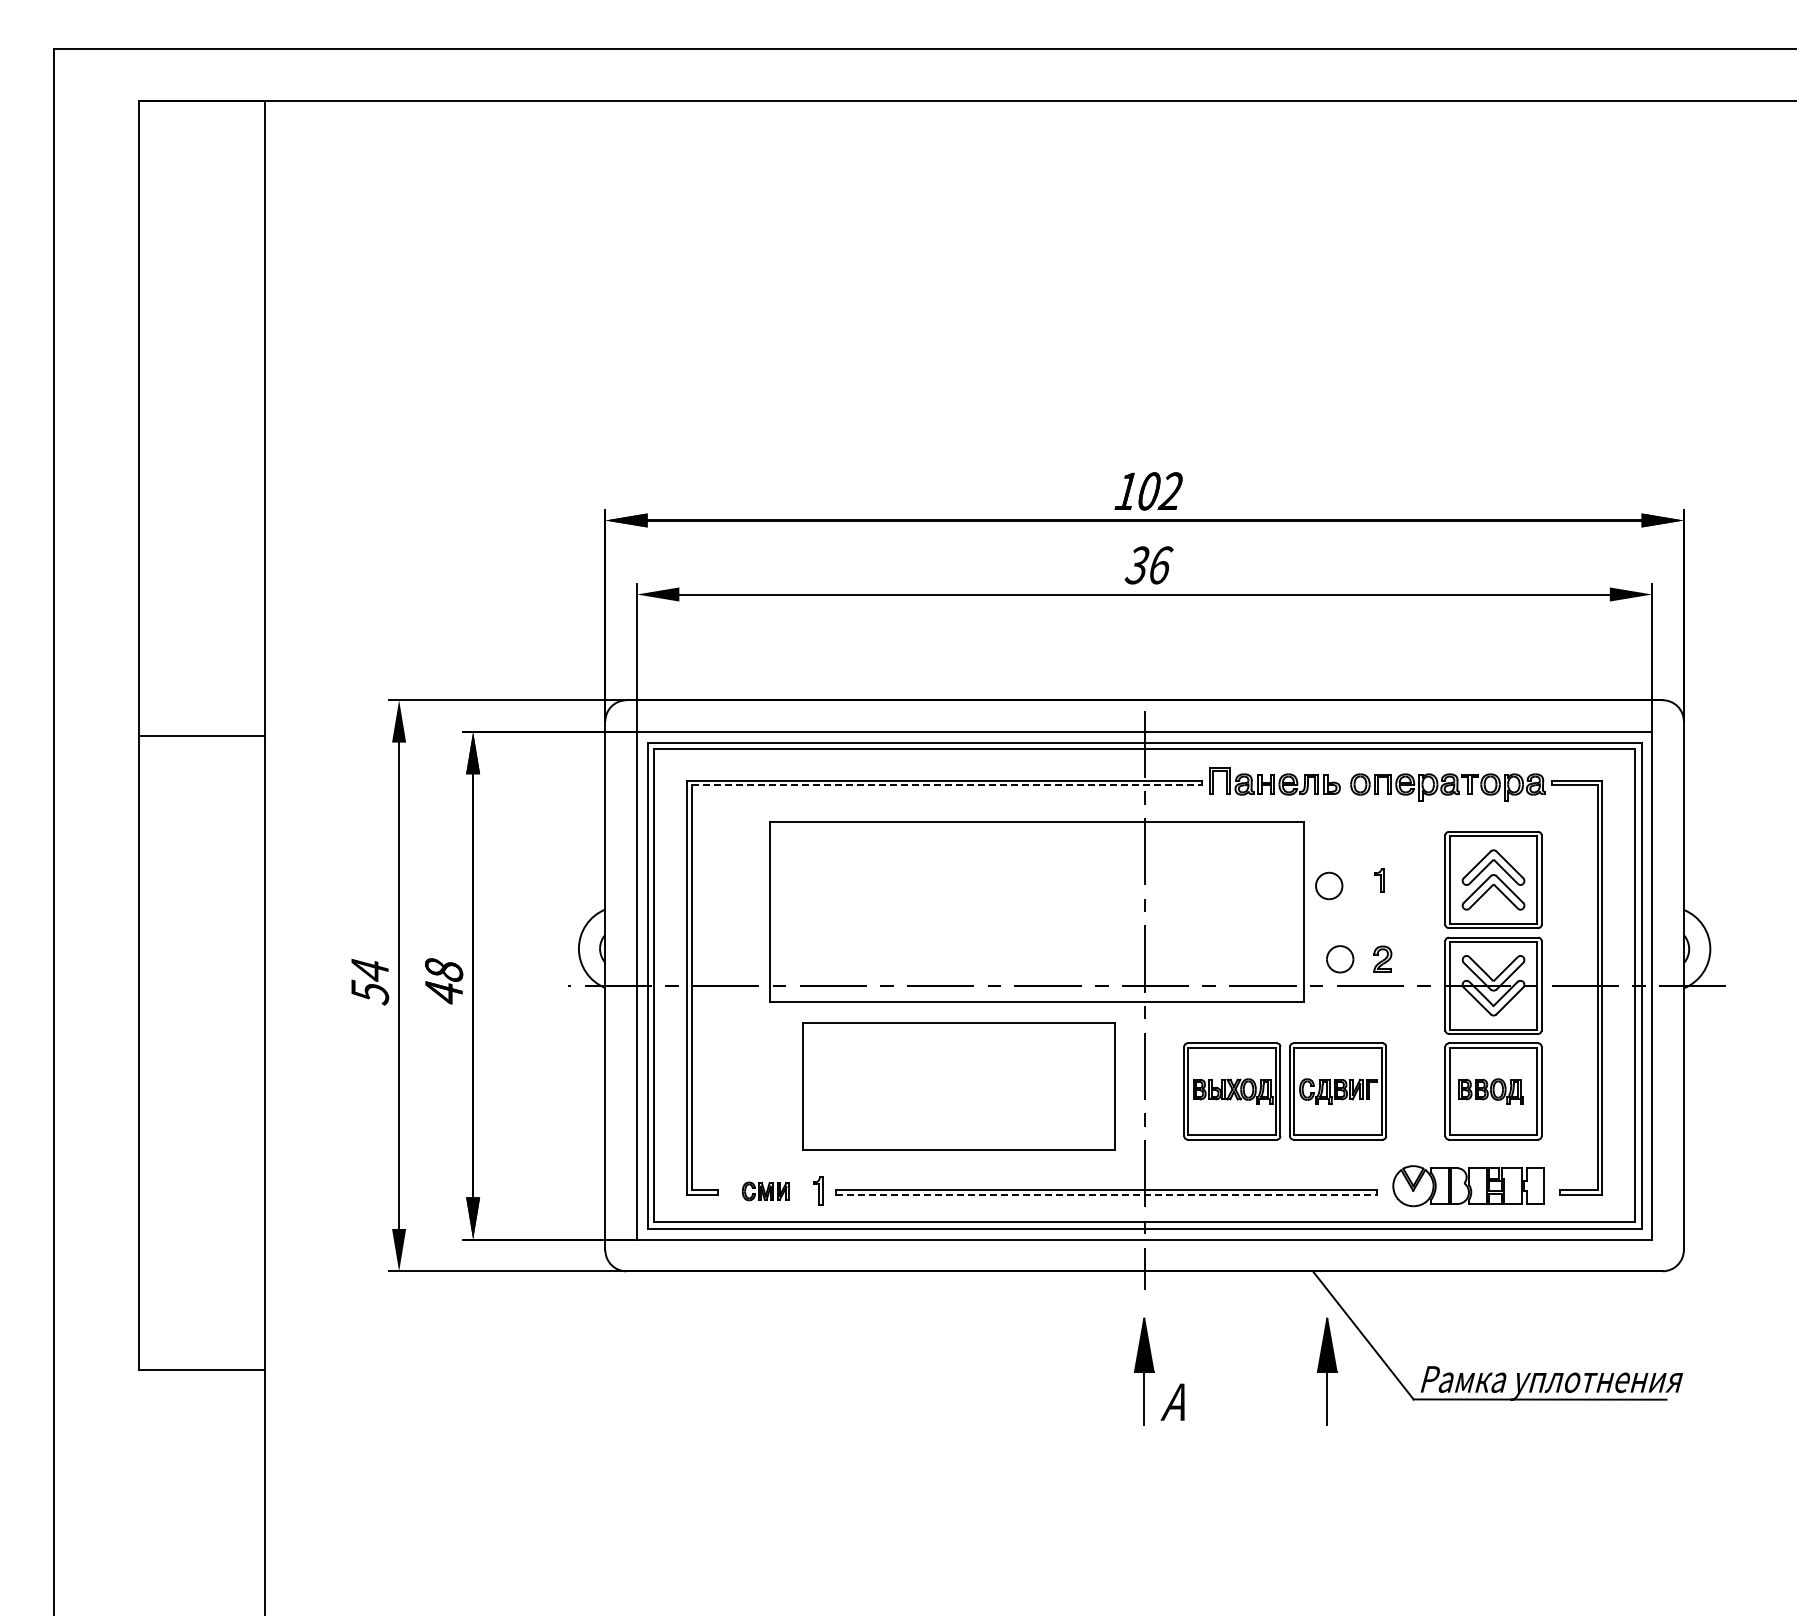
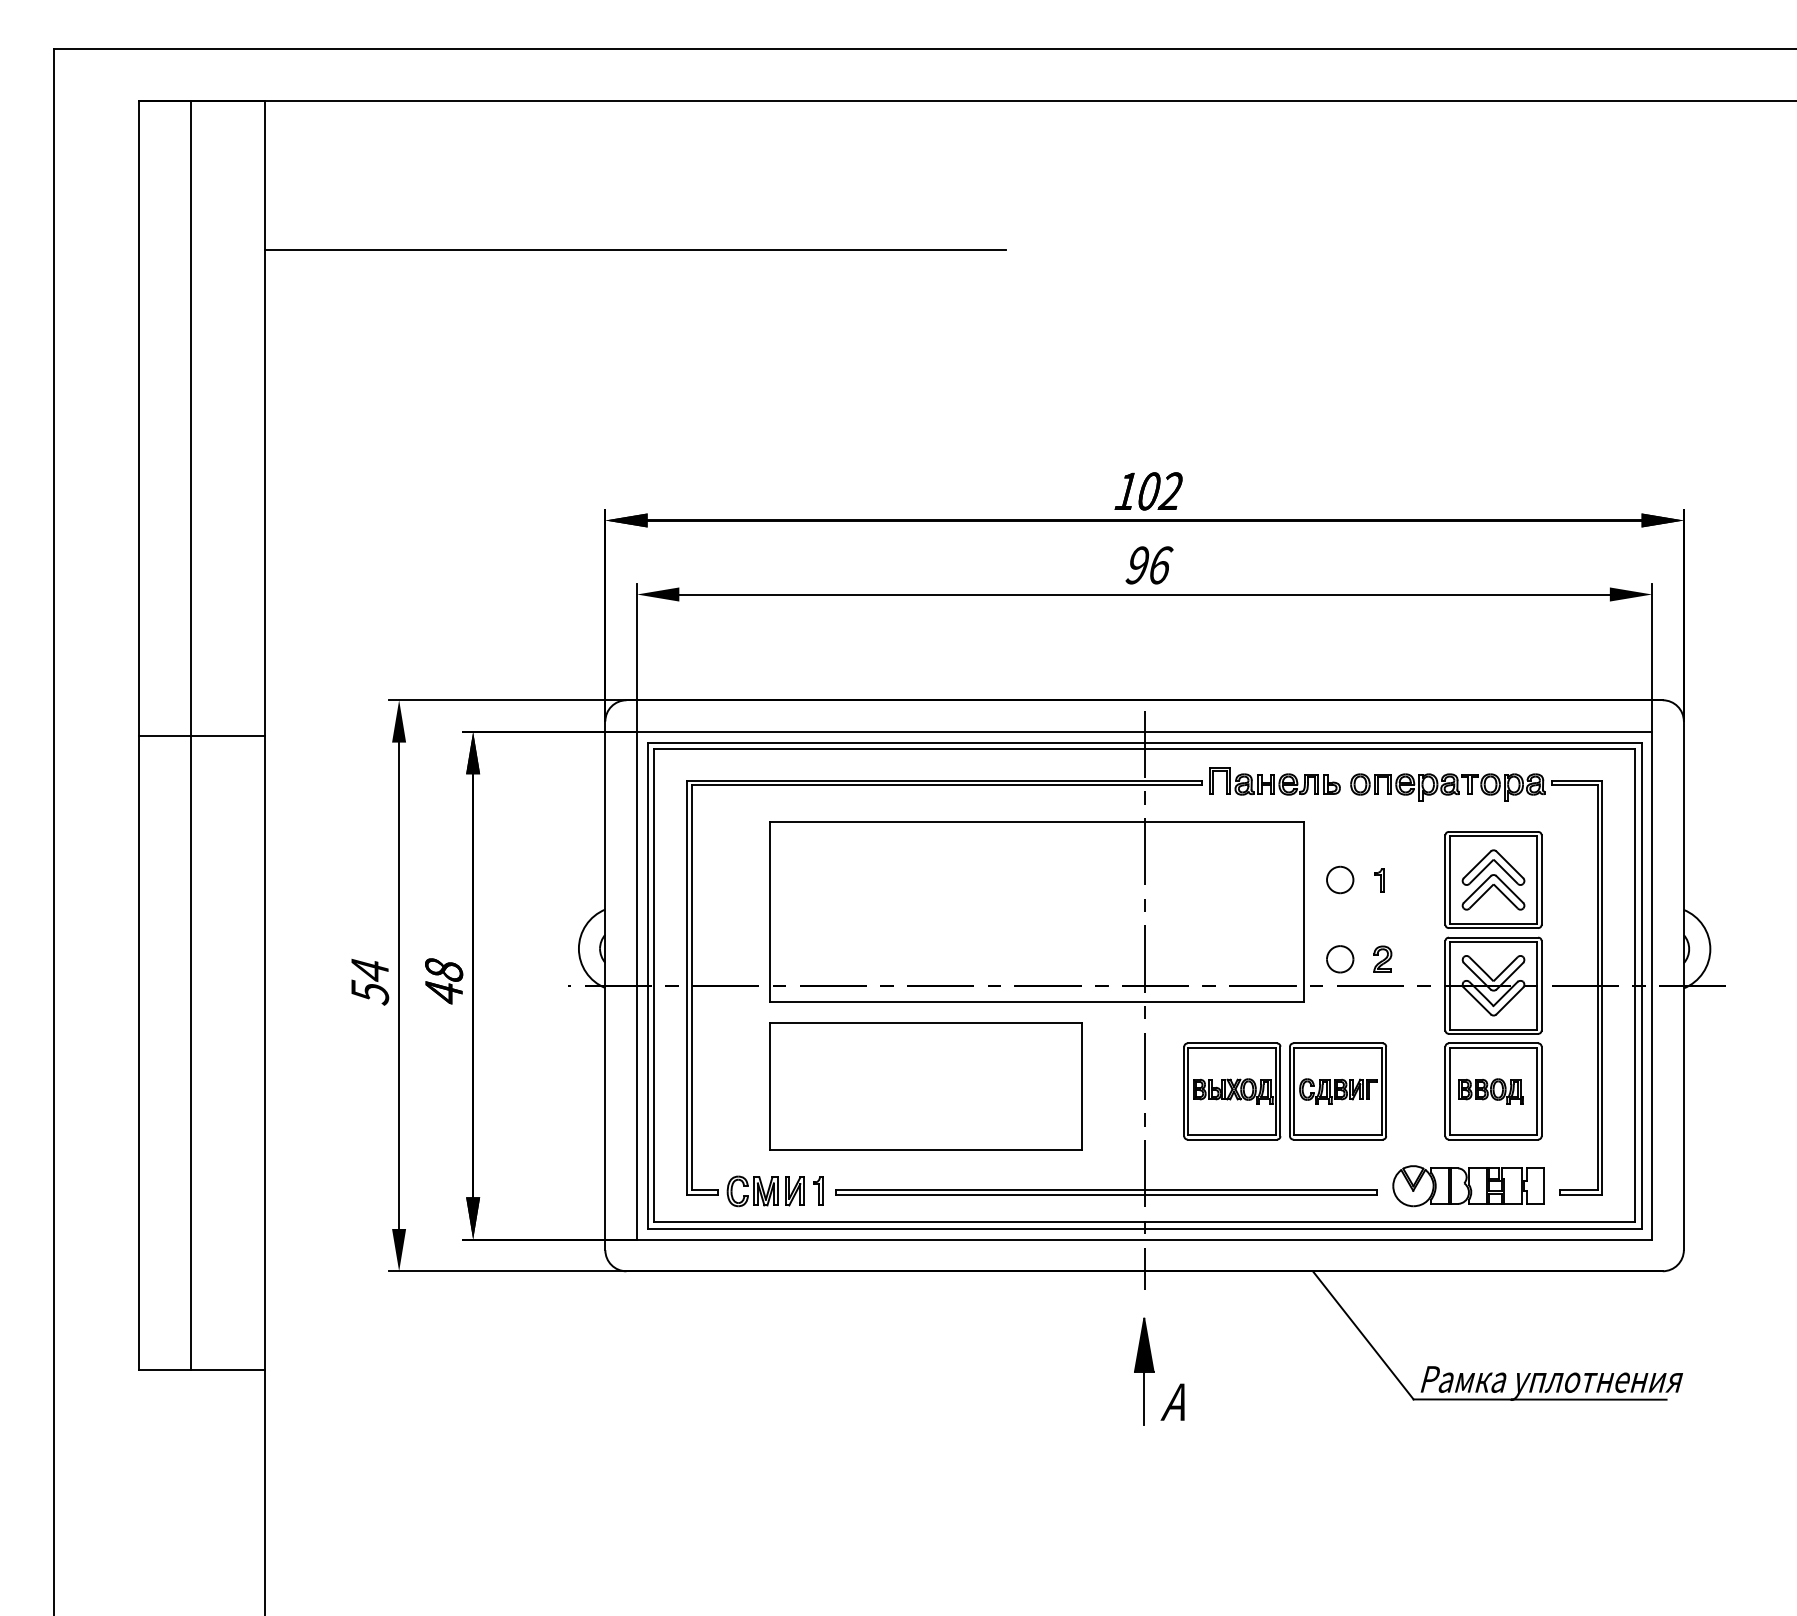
line: none -> present (635, 249)
text: 36 -> 96 (1136, 565)
line: none -> present (191, 735)
line: dashed -> solid (947, 785)
part position: (1329, 885) -> (1340, 879) (1340, 879)
part position: (958, 1086) -> (925, 1086) (925, 1086)
part size: 49x21 px -> 79x33 px (765, 1191)
line: dashed -> solid (1106, 1194)
part: present -> none (1327, 1371)
